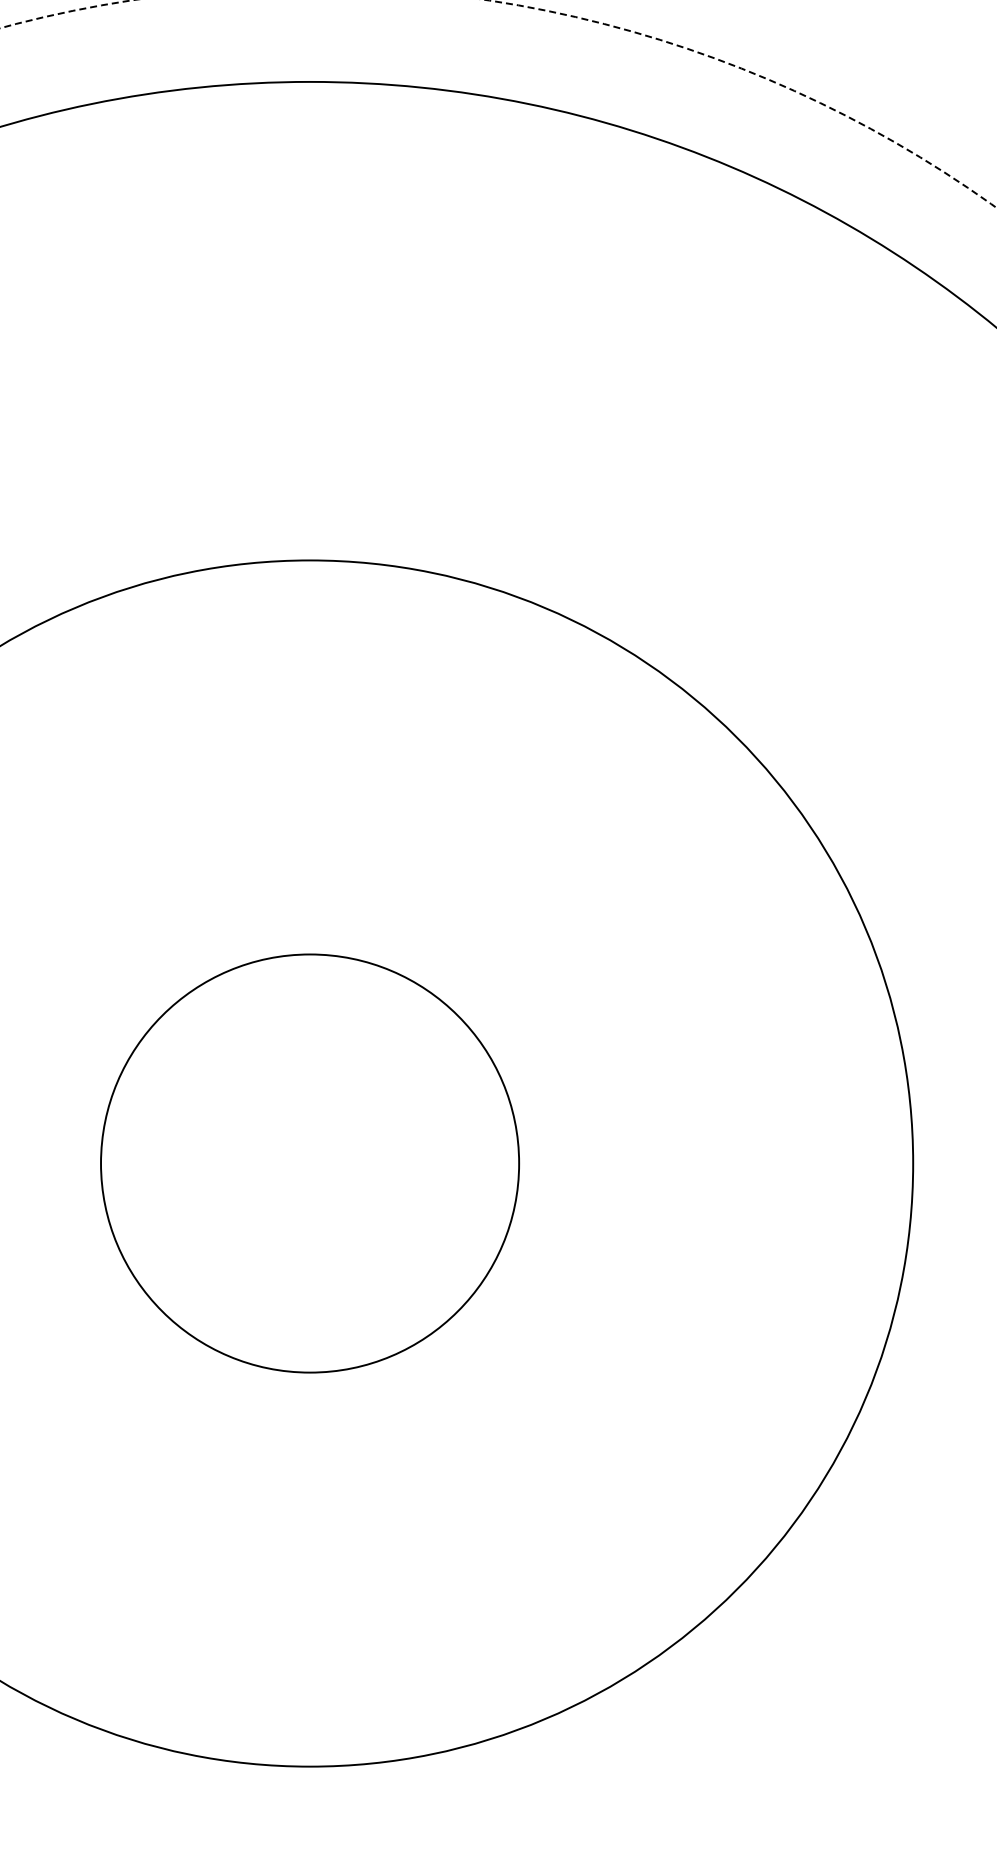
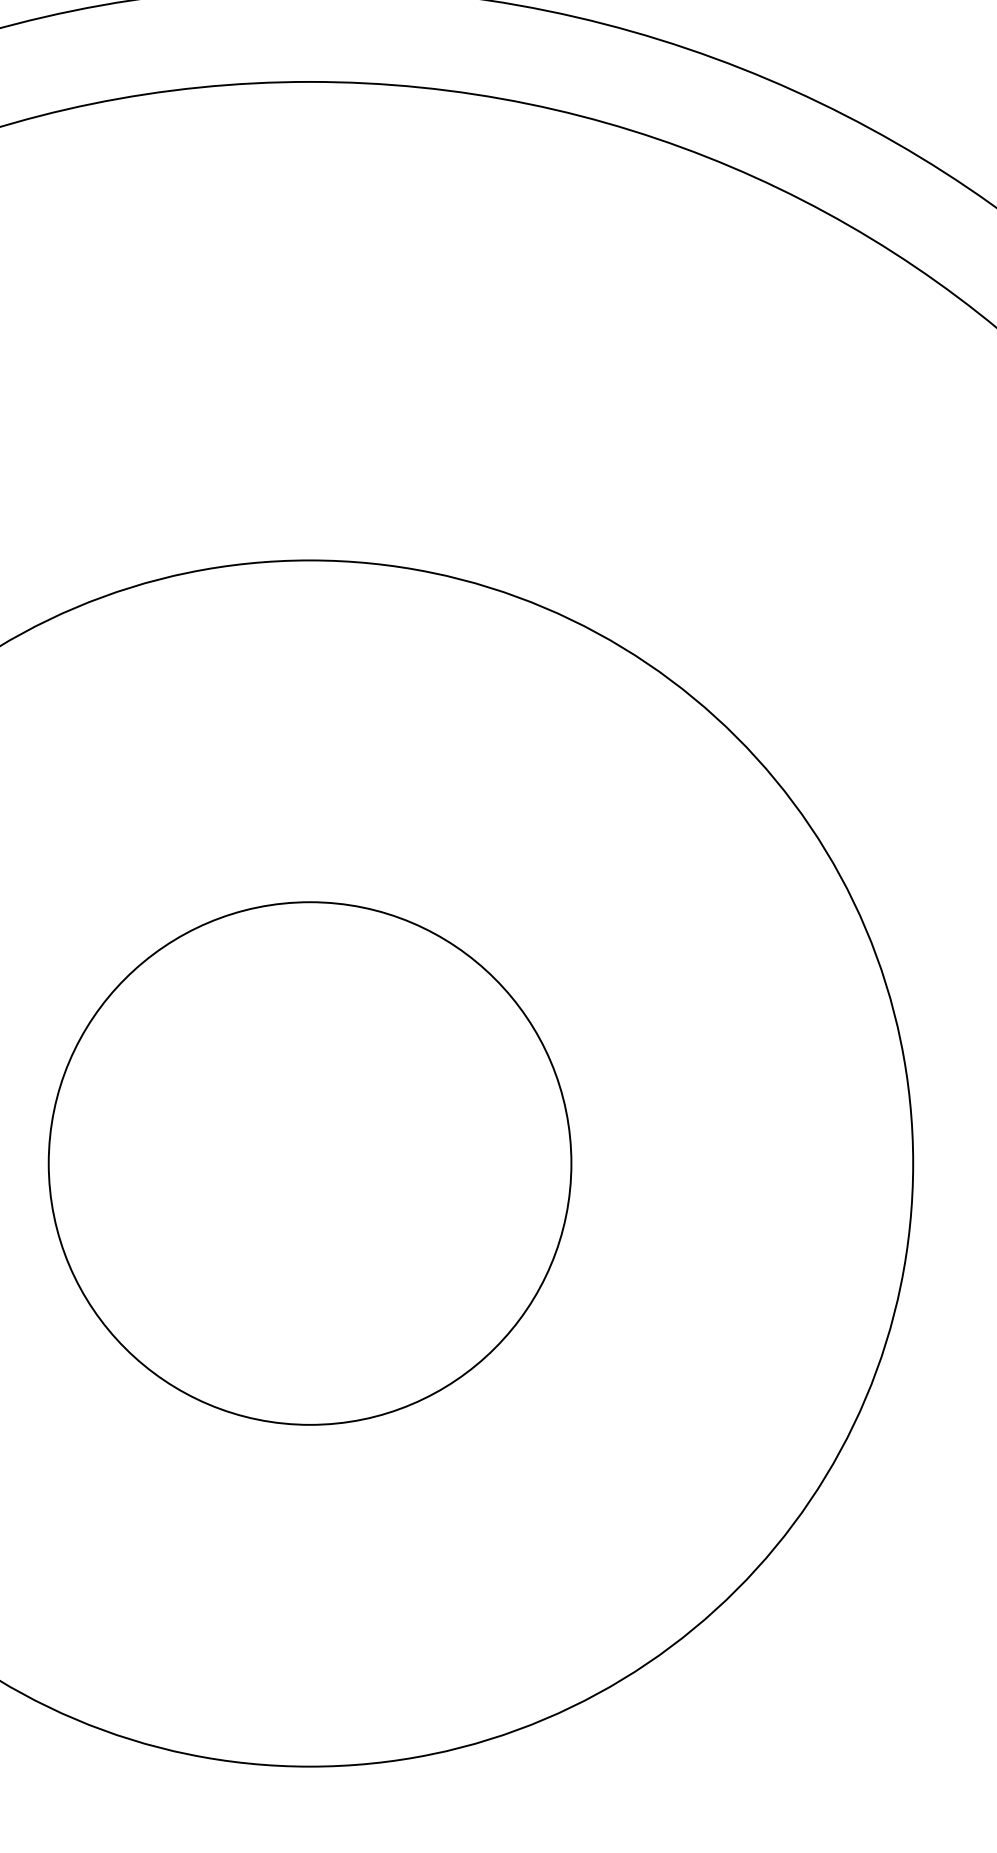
circle: dashed -> solid (498, 104)
circle diameter: 418 px -> 523 px (309, 1163)
